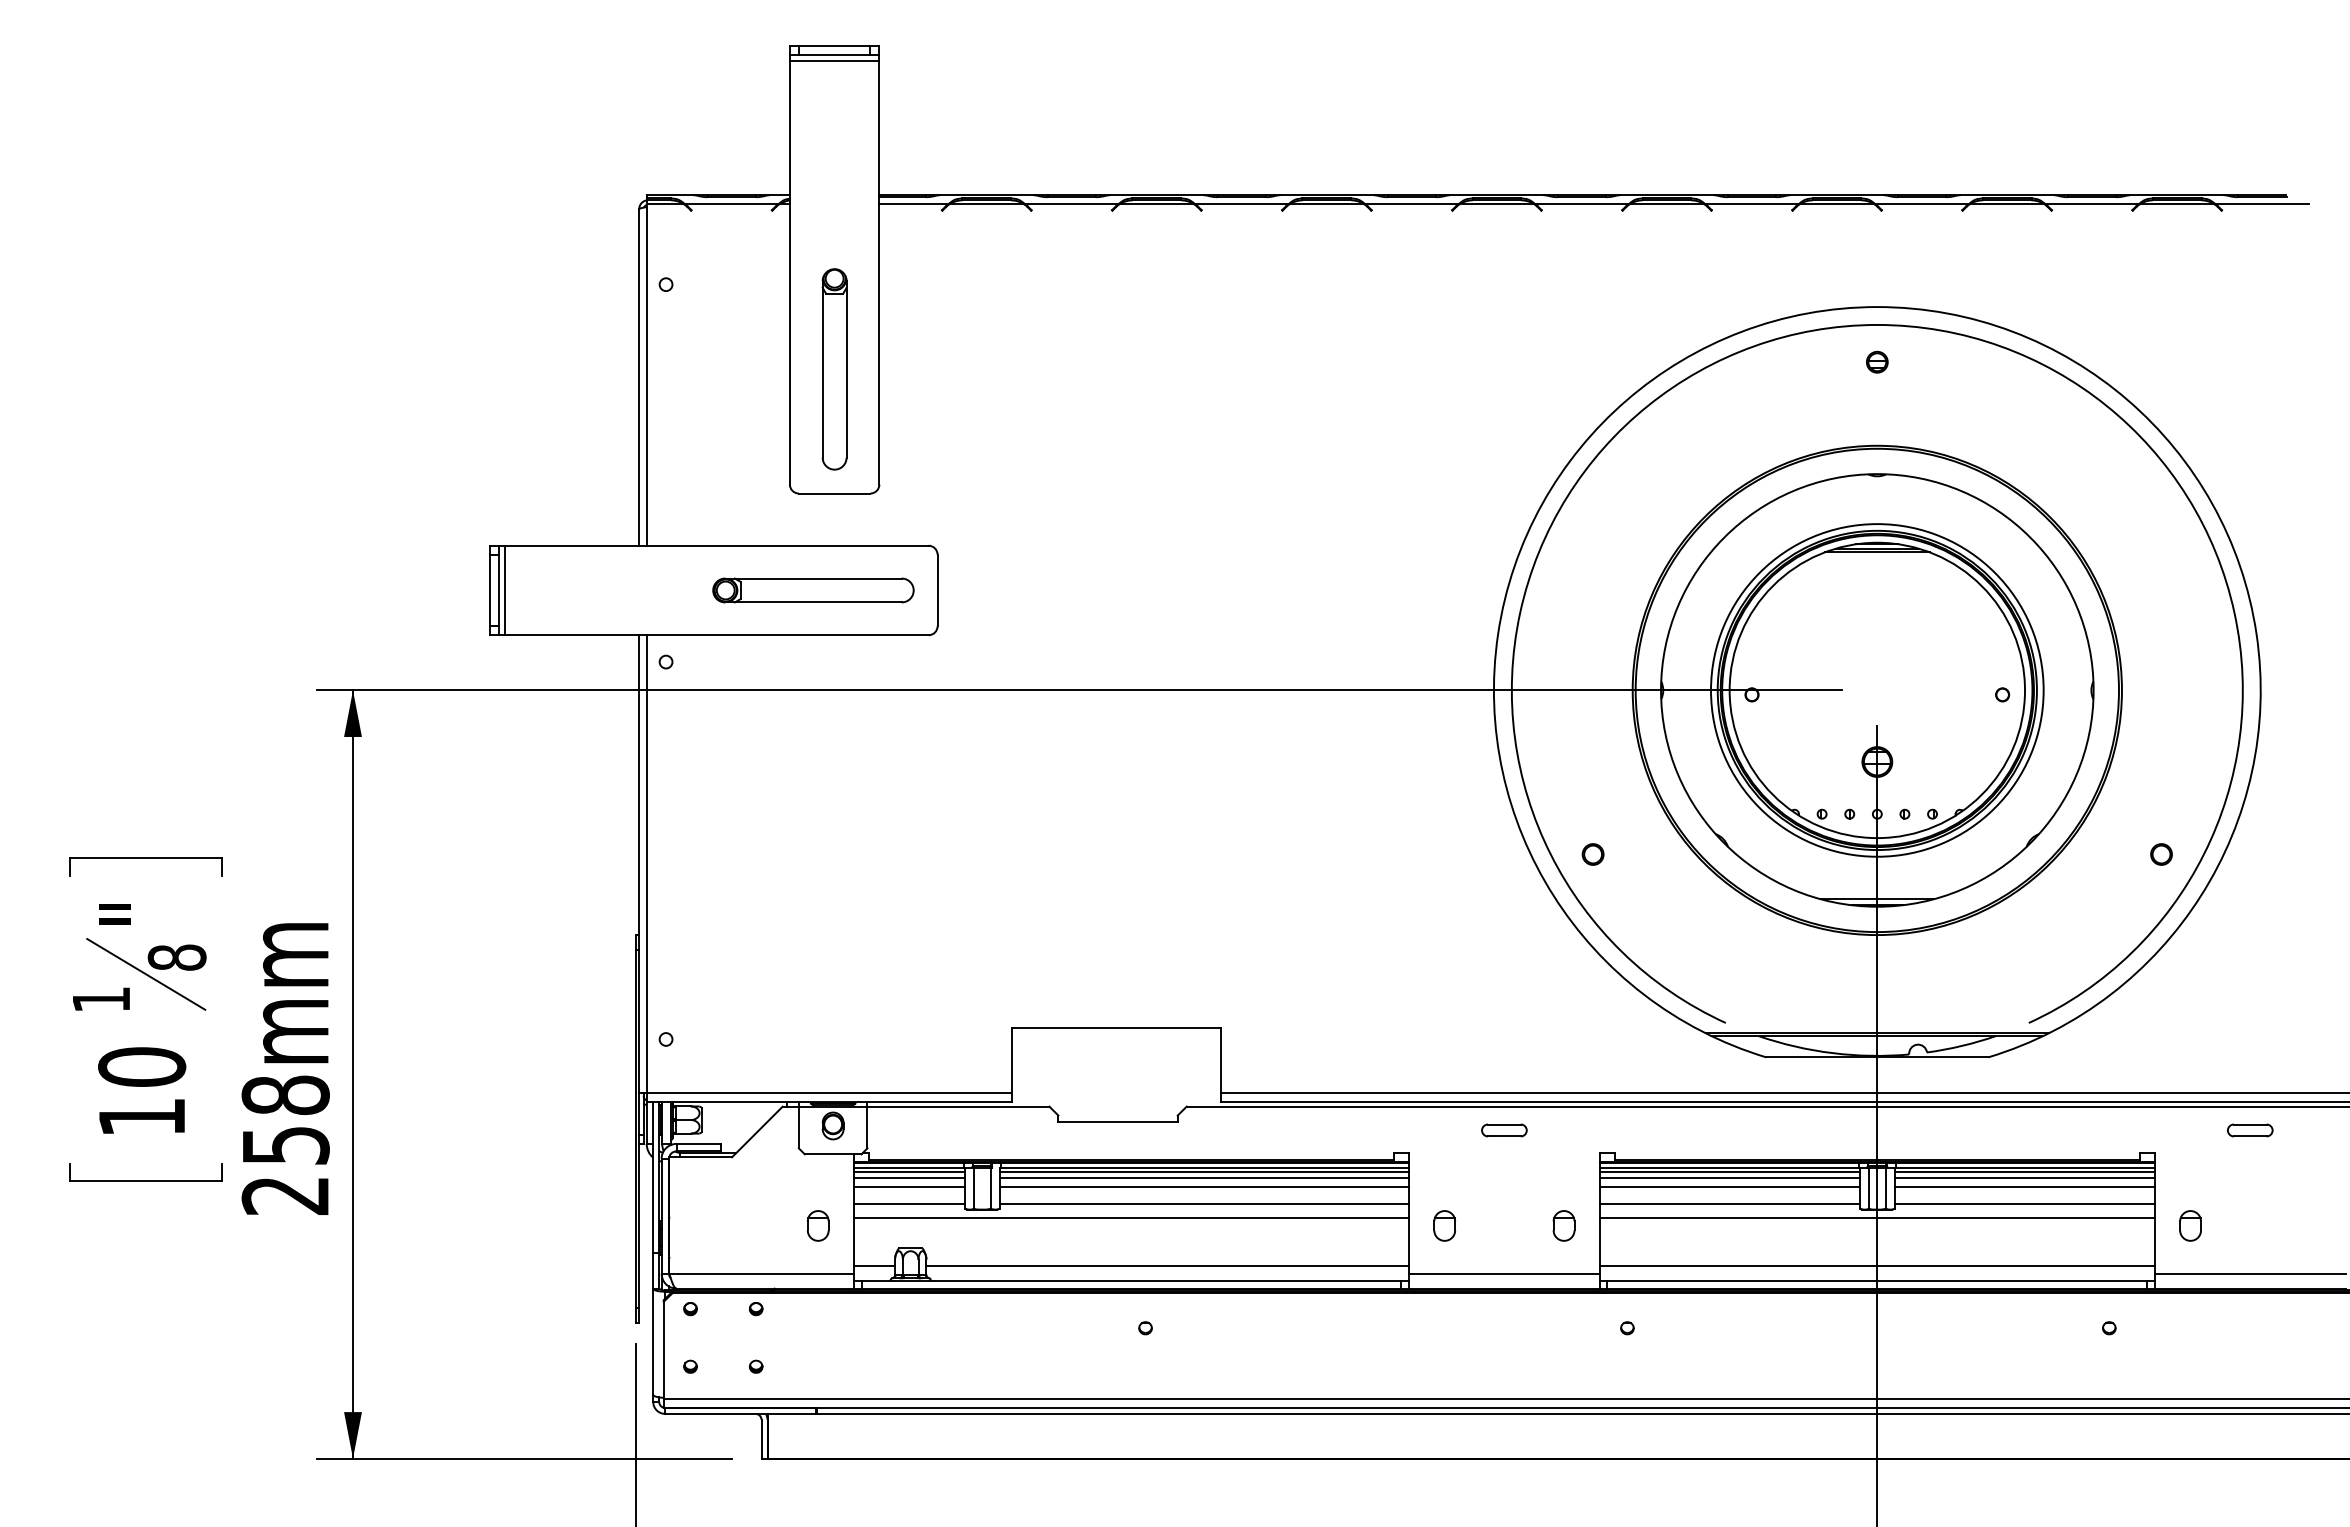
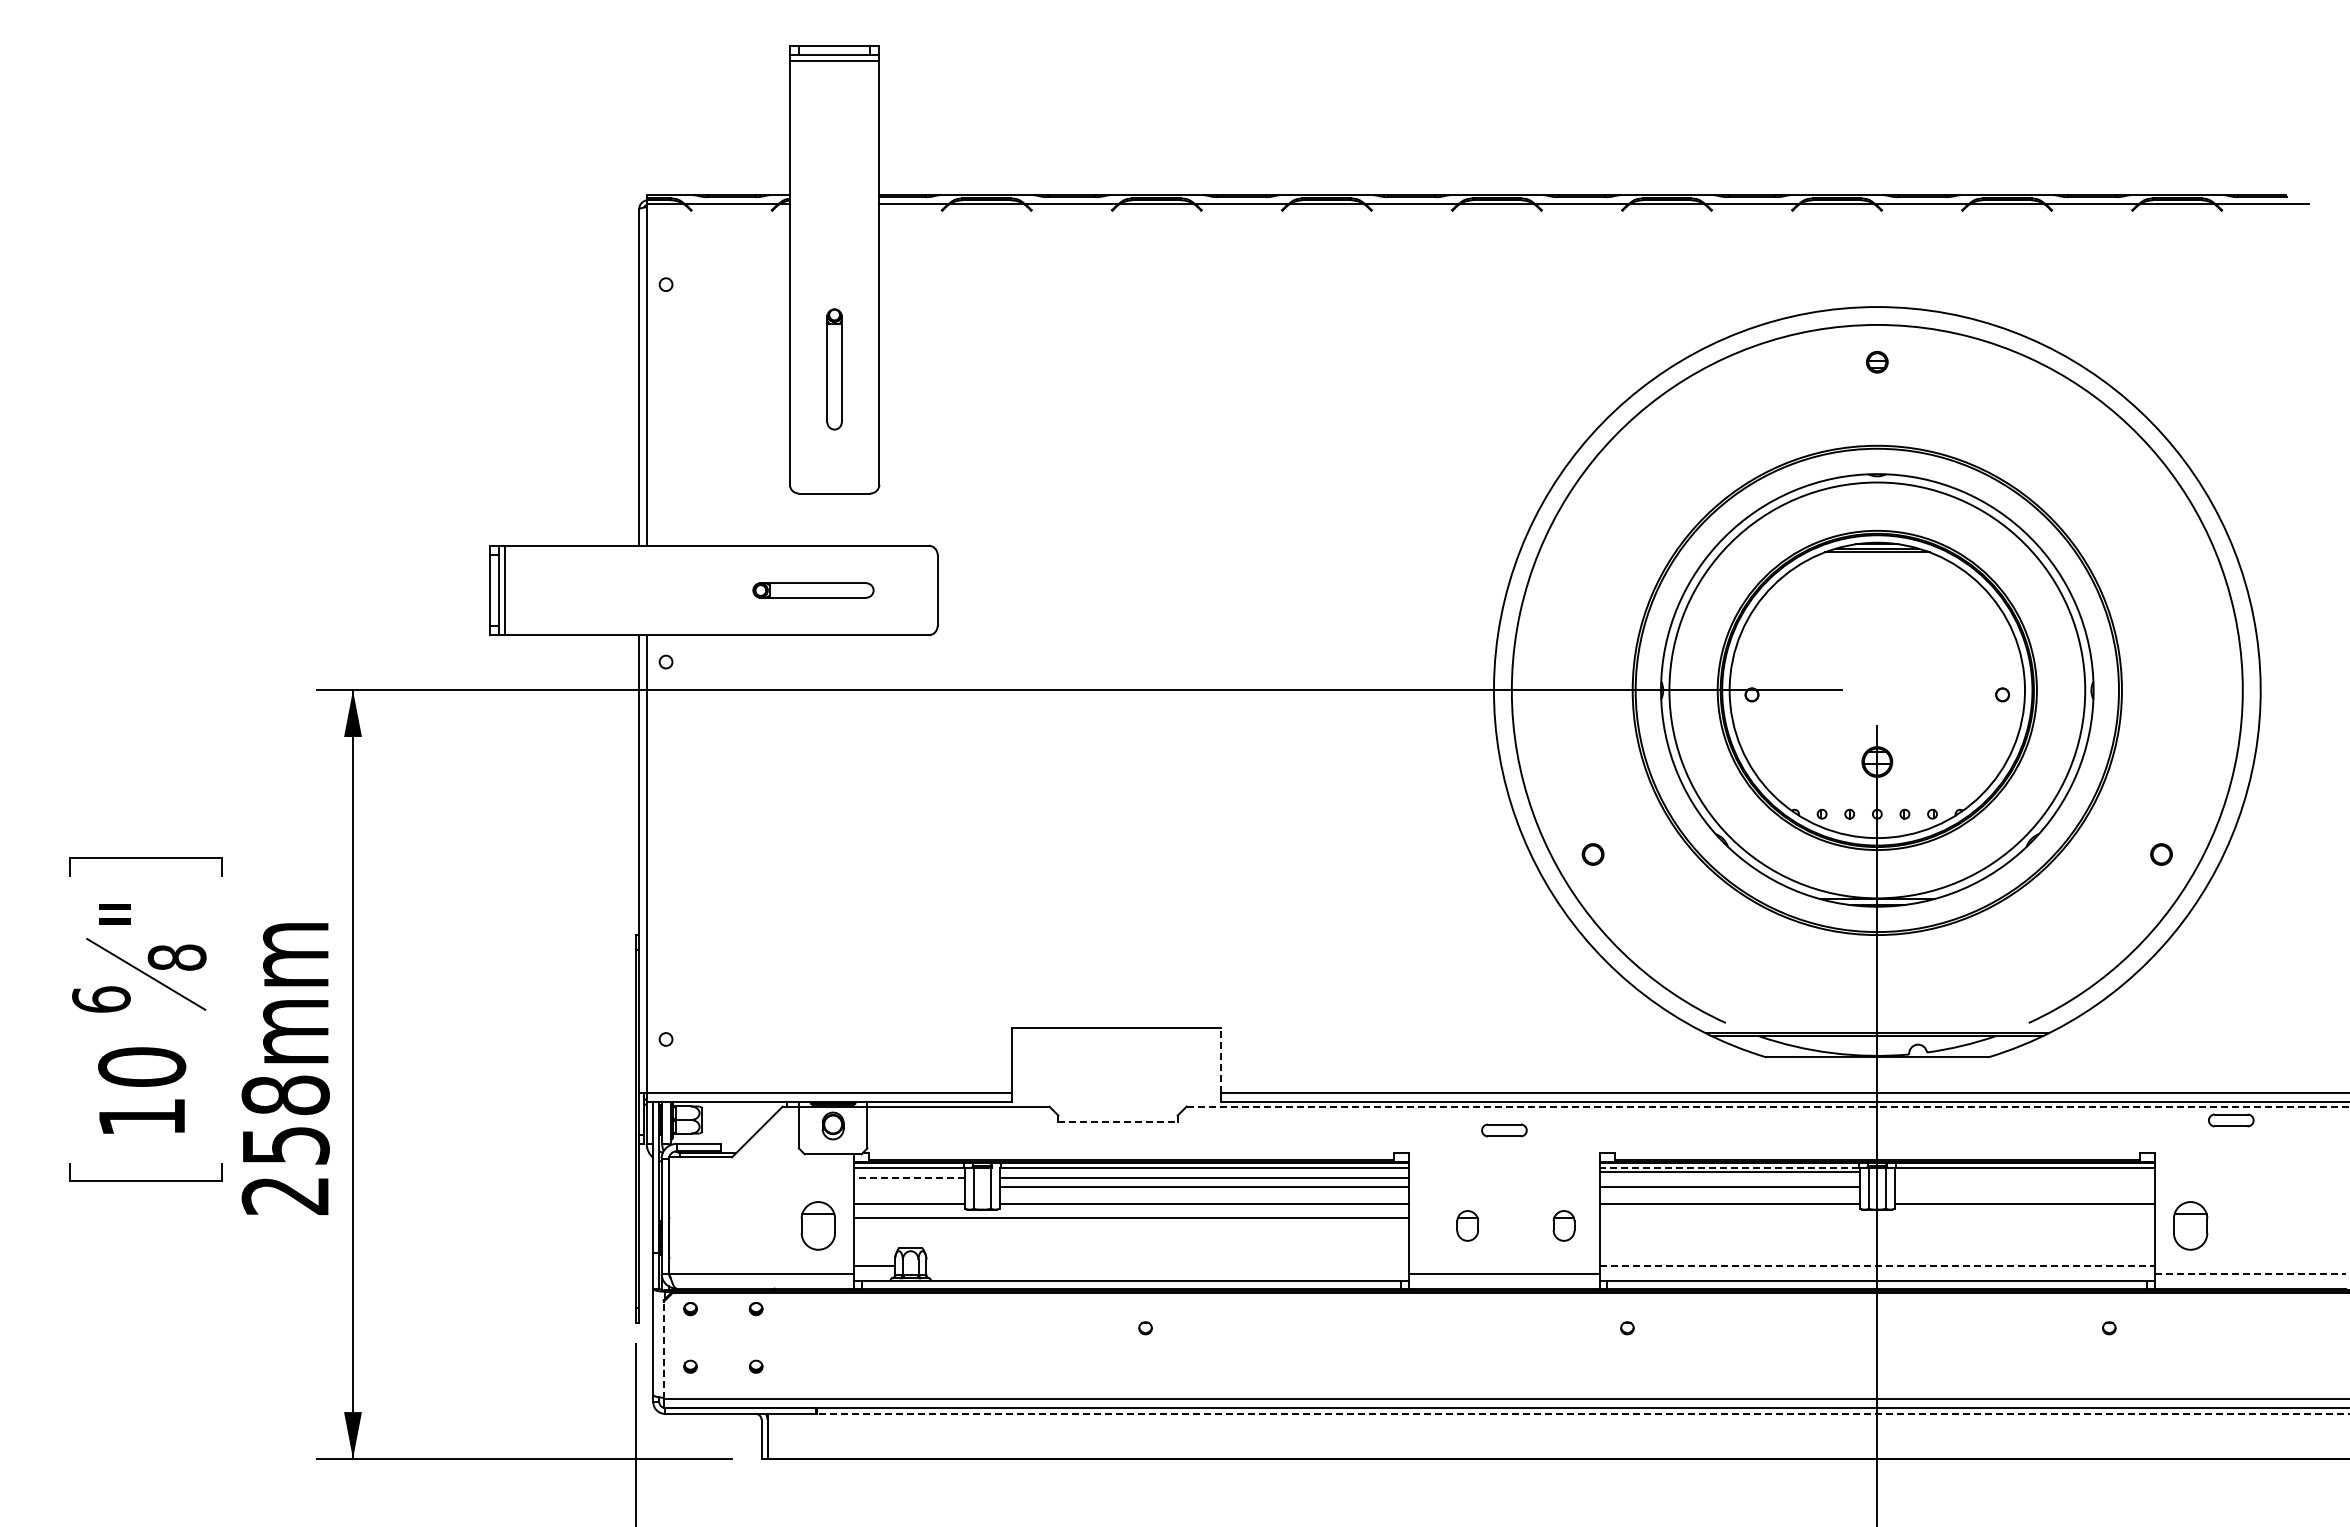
part size: 27x203 px -> 17x123 px (834, 369)
part size: 203x27 px -> 123x17 px (813, 590)
circle diameter: 333 px -> 416 px (1877, 690)
text: 1 -> 6 (101, 999)
line: solid -> dashed (1220, 1060)
line: solid -> dashed (1768, 1106)
line: solid -> dashed (1118, 1121)
part position: (2250, 1130) -> (2231, 1120) (2231, 1120)
line: solid -> dashed (1728, 1167)
line: present -> none (909, 1172)
line: present -> none (1203, 1172)
line: present -> none (2024, 1172)
line: solid -> dashed (909, 1178)
line: present -> none (1729, 1178)
line: present -> none (2024, 1178)
line: present -> none (909, 1187)
line: present -> none (2024, 1187)
line: present -> none (1876, 1218)
part size: 24x32 px -> 36x50 px (817, 1225)
part position: (1444, 1225) -> (1467, 1225) (1467, 1225)
part size: 23x32 px -> 36x50 px (2190, 1225)
line: present -> none (1167, 1266)
line: solid -> dashed (1877, 1266)
line: solid -> dashed (2250, 1273)
line: solid -> dashed (663, 1350)
line: solid -> dashed (1582, 1413)
